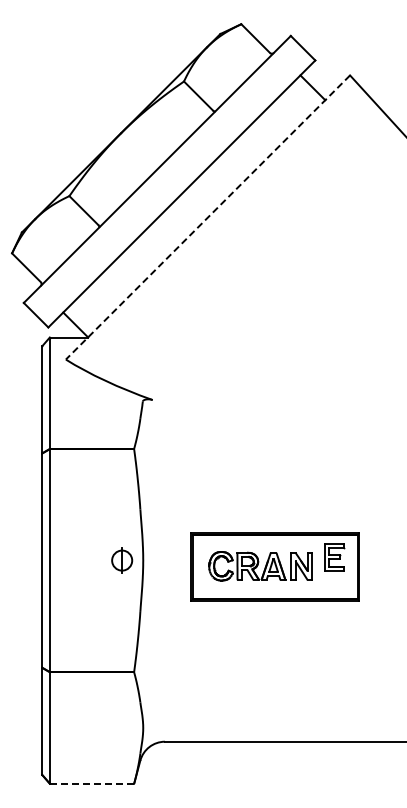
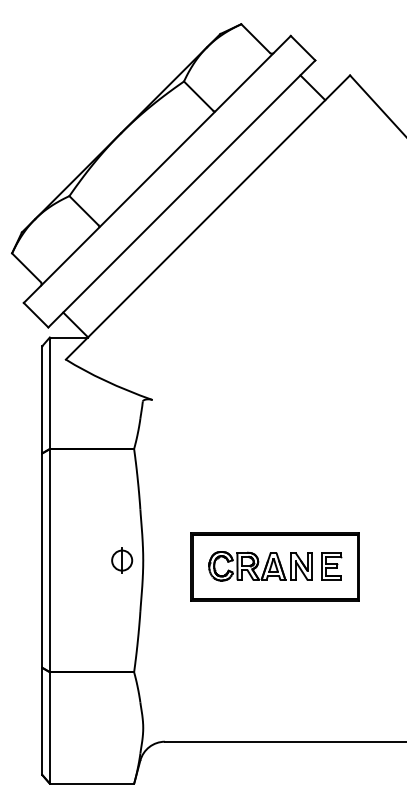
line: dashed -> solid (207, 217)
part position: (334, 557) -> (331, 566) (331, 566)
line: dashed -> solid (91, 783)
